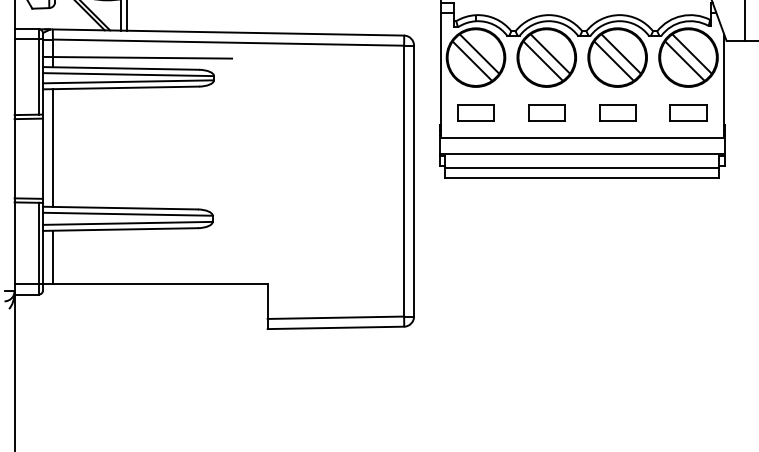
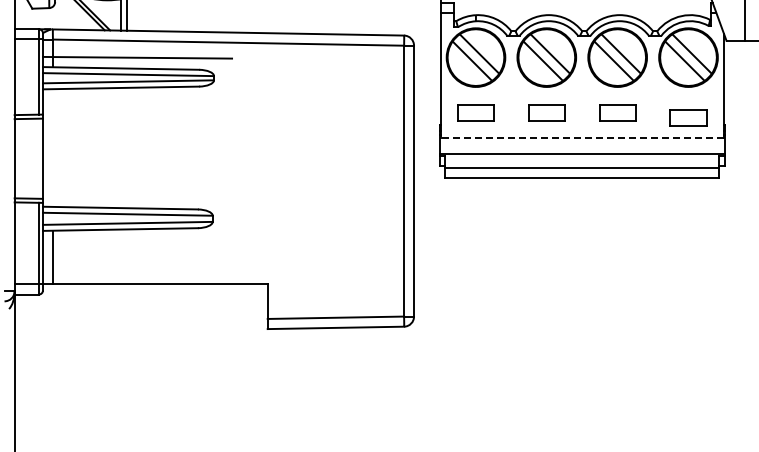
part position: (688, 112) -> (688, 117) (688, 117)
line: solid -> dashed (582, 137)
line: present -> none (52, 147)
